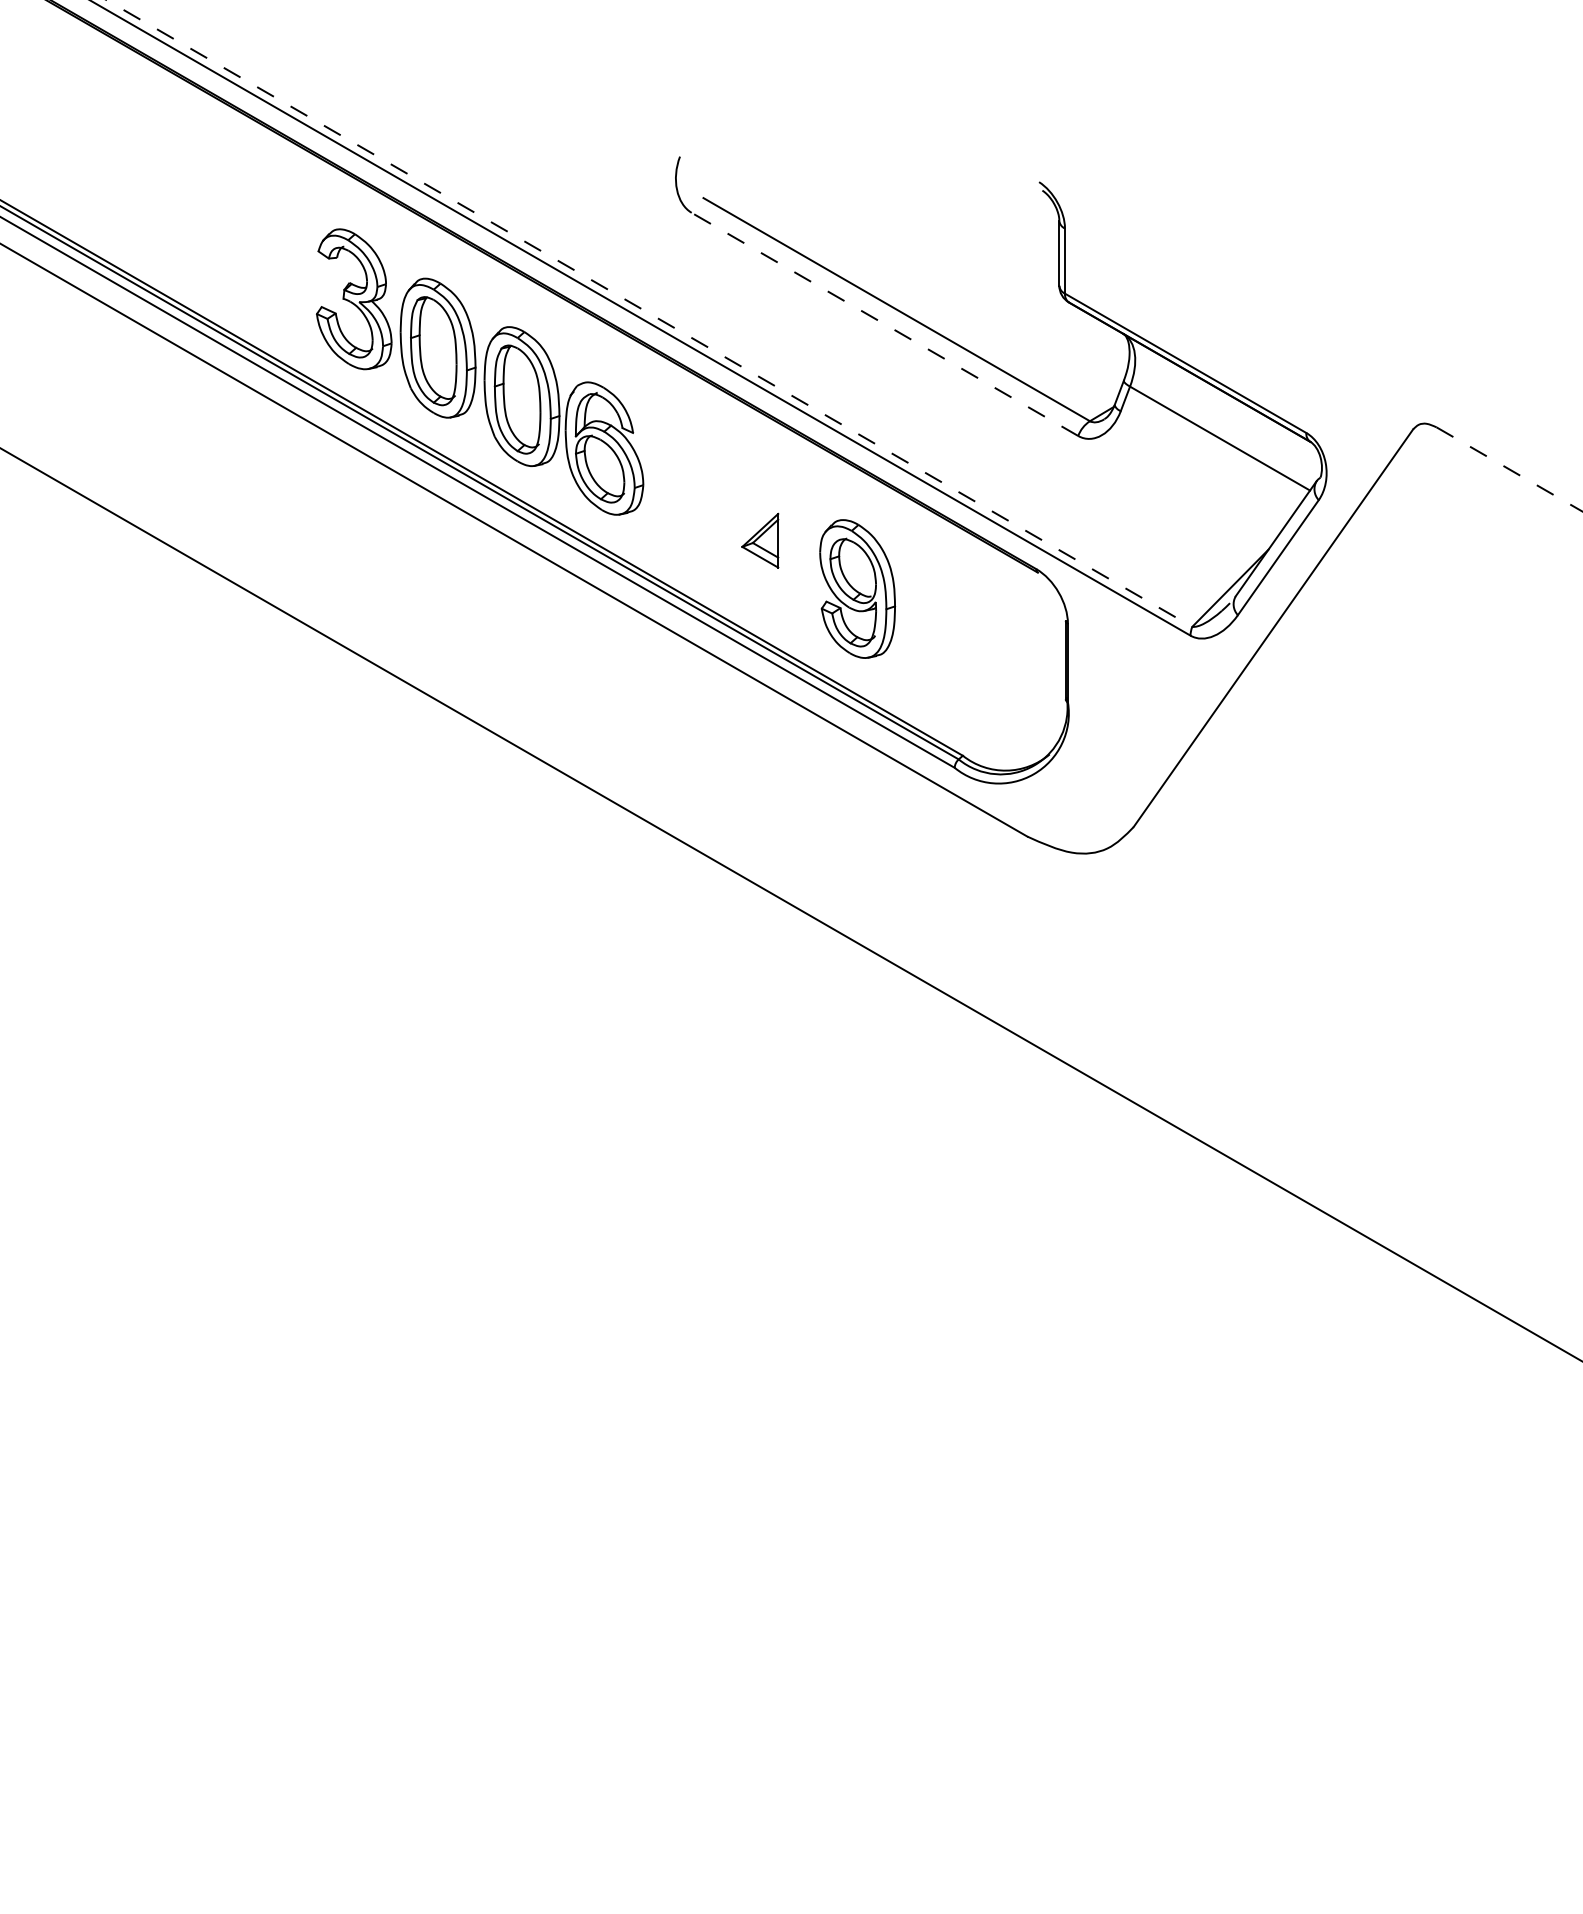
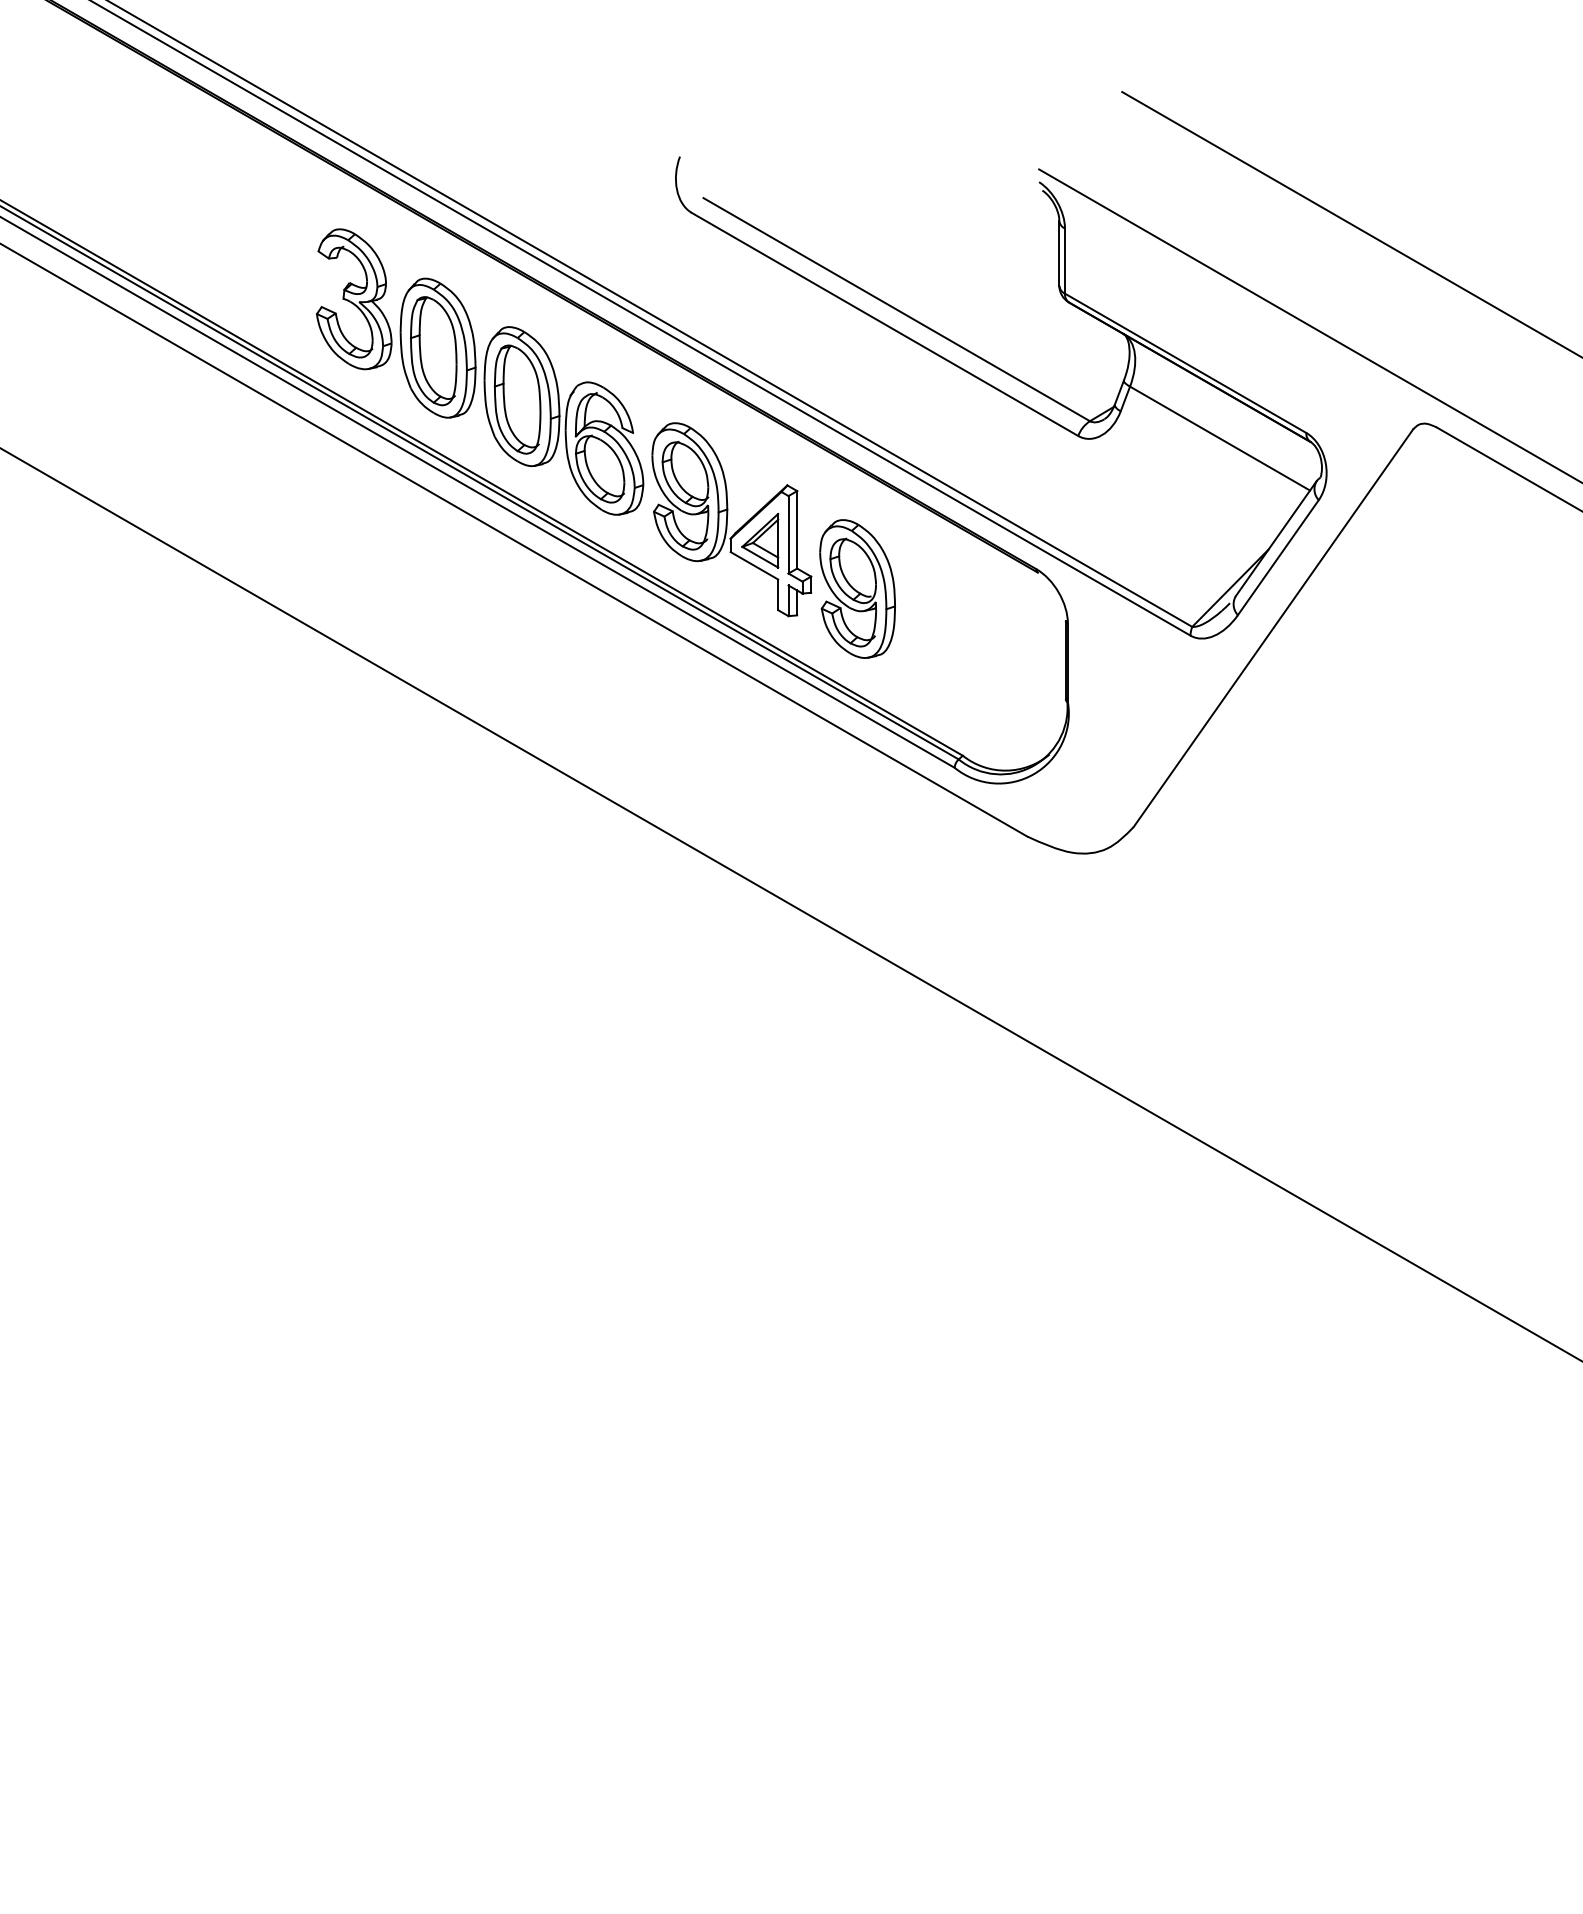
line: none -> present (1350, 224)
line: dashed -> solid (649, 313)
line: dashed -> solid (884, 324)
line: none -> present (1309, 325)
line: dashed -> solid (1509, 469)
part: none -> present (731, 519)
